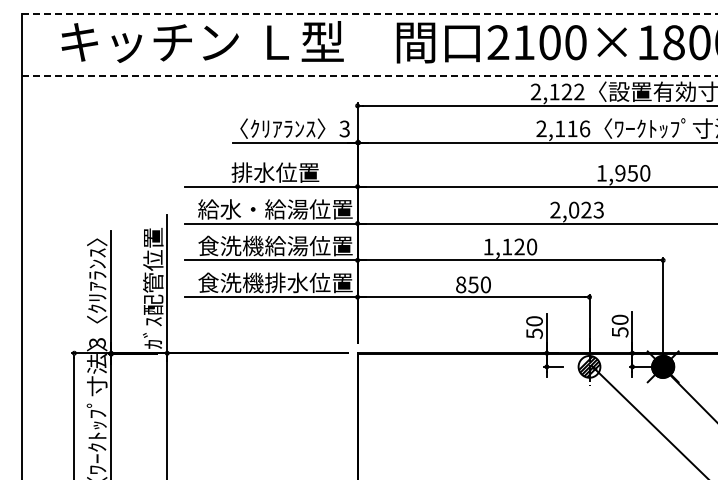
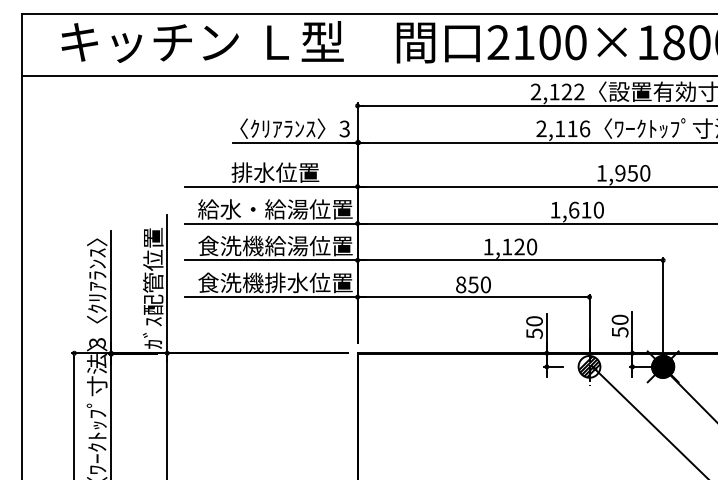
line: dashed -> solid (369, 14)
line: dashed -> solid (369, 76)
text: 2,023 -> 1,610 (576, 209)
